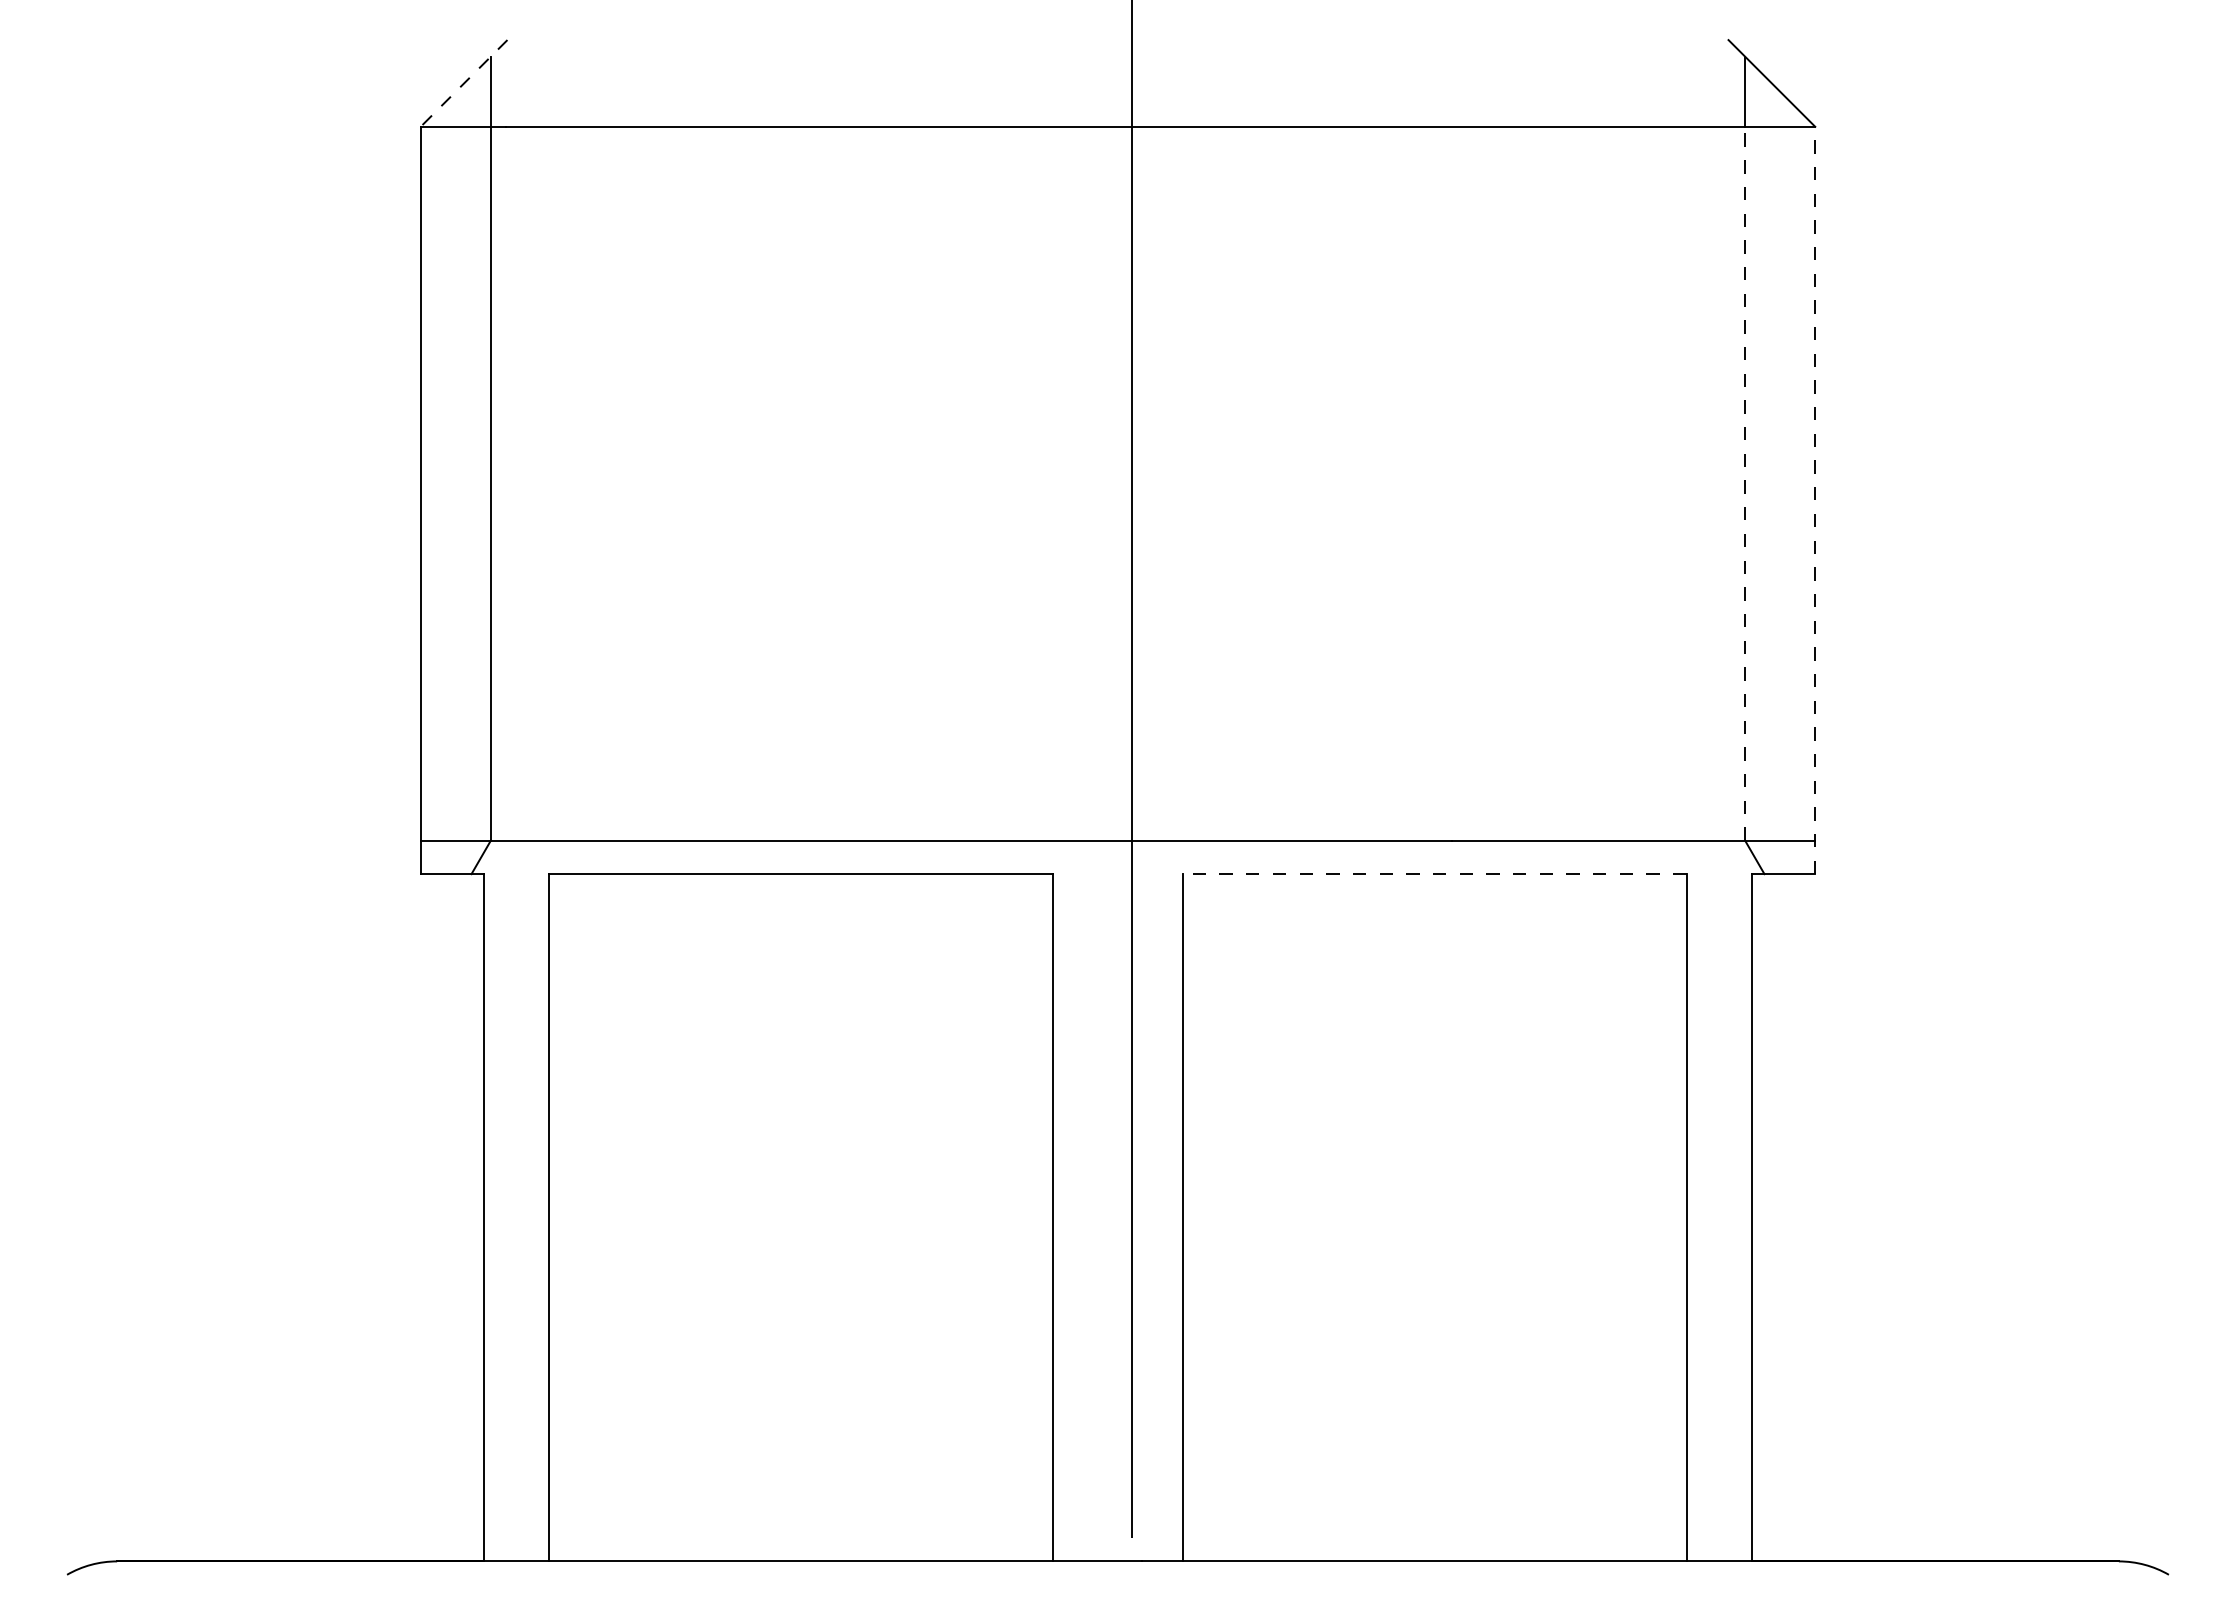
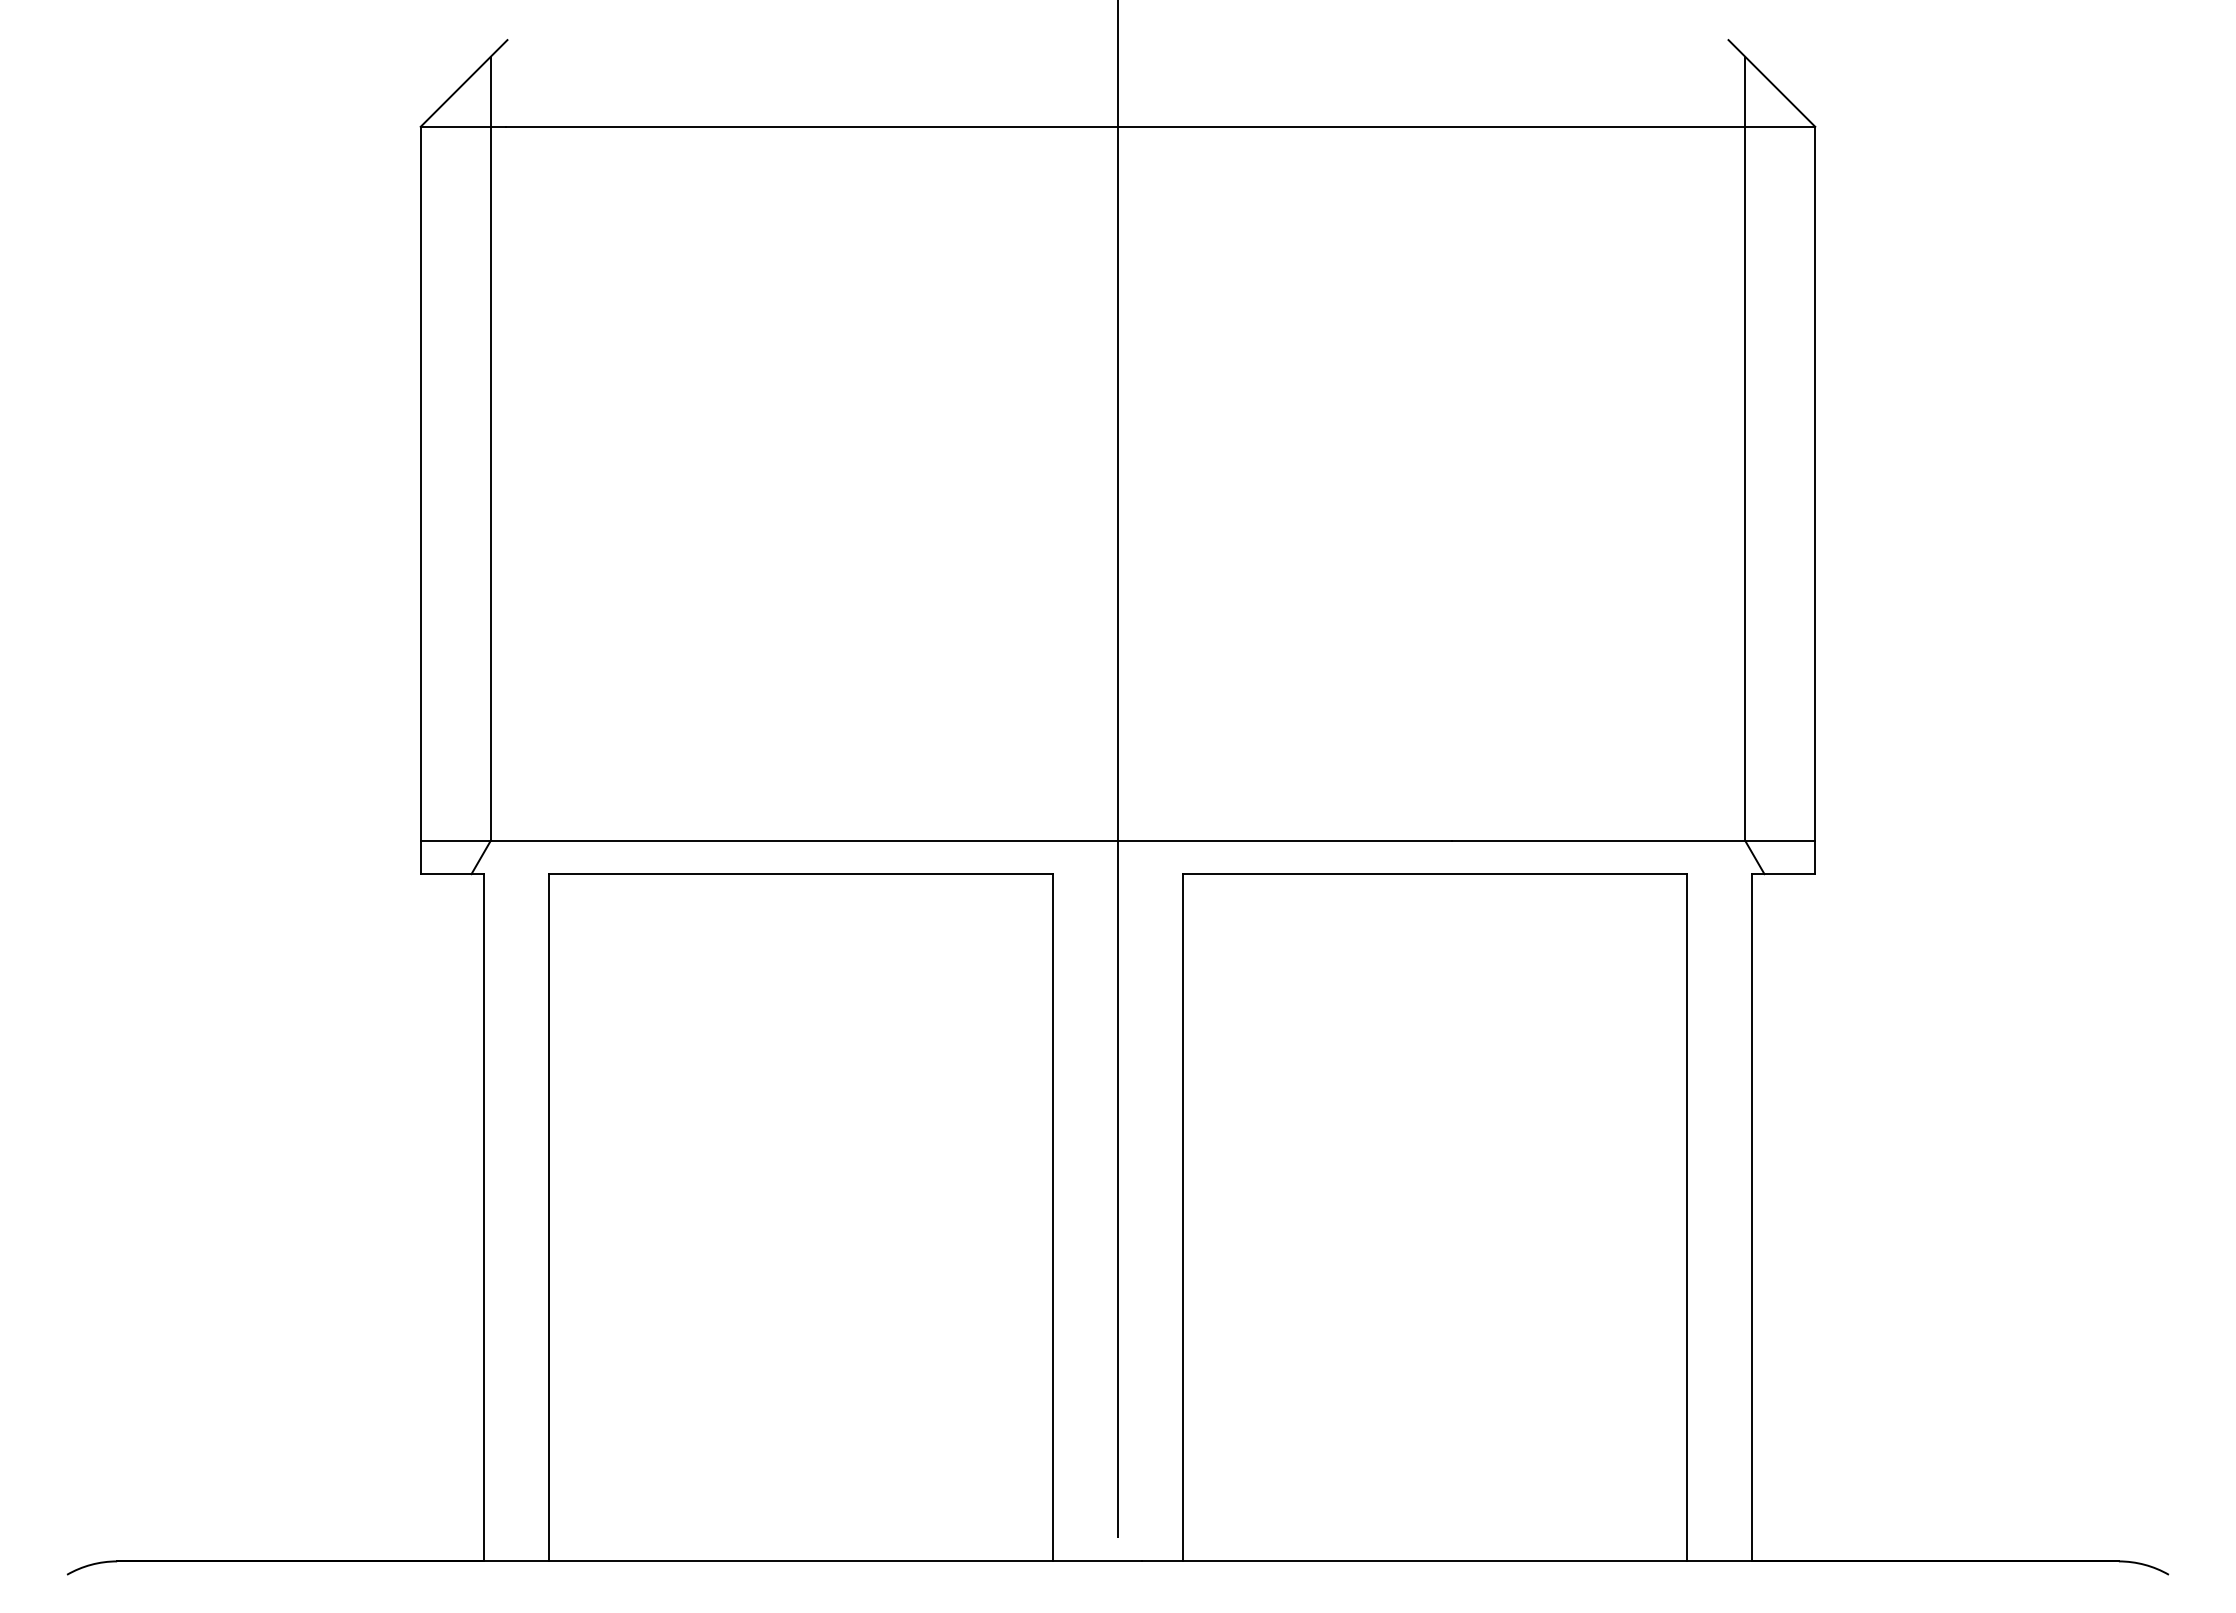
line: dashed -> solid (463, 83)
line: dashed -> solid (1745, 483)
line: dashed -> solid (1815, 500)
line position: (1132, 805) -> (1118, 805) (1118, 805)
line: dashed -> solid (1434, 874)
